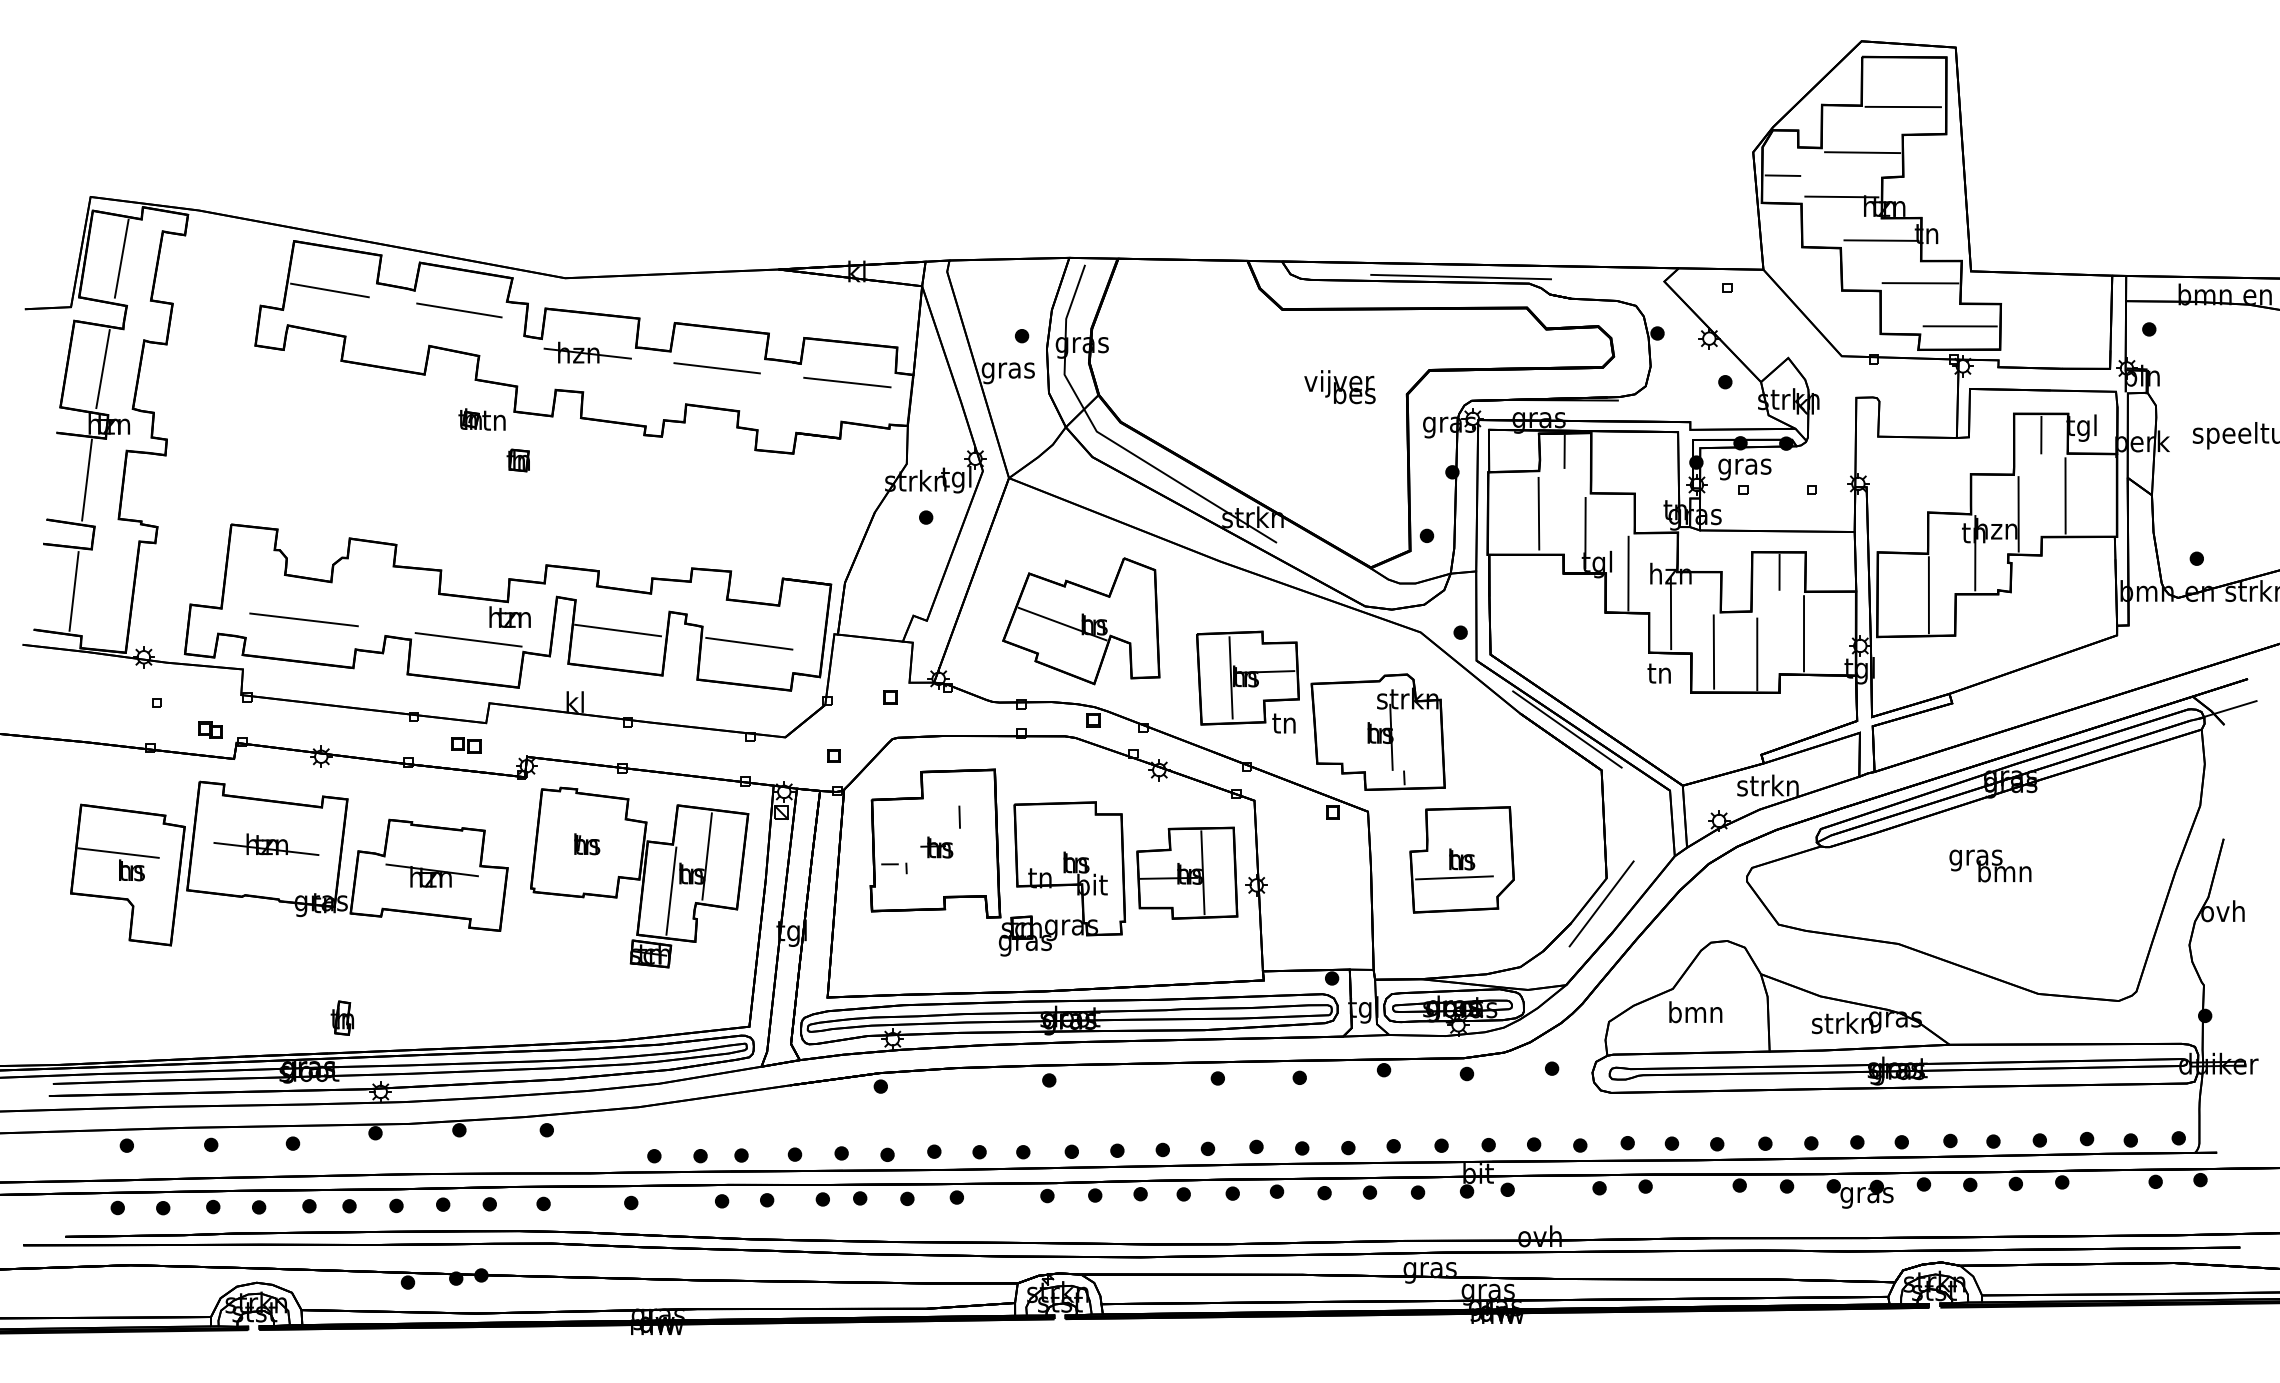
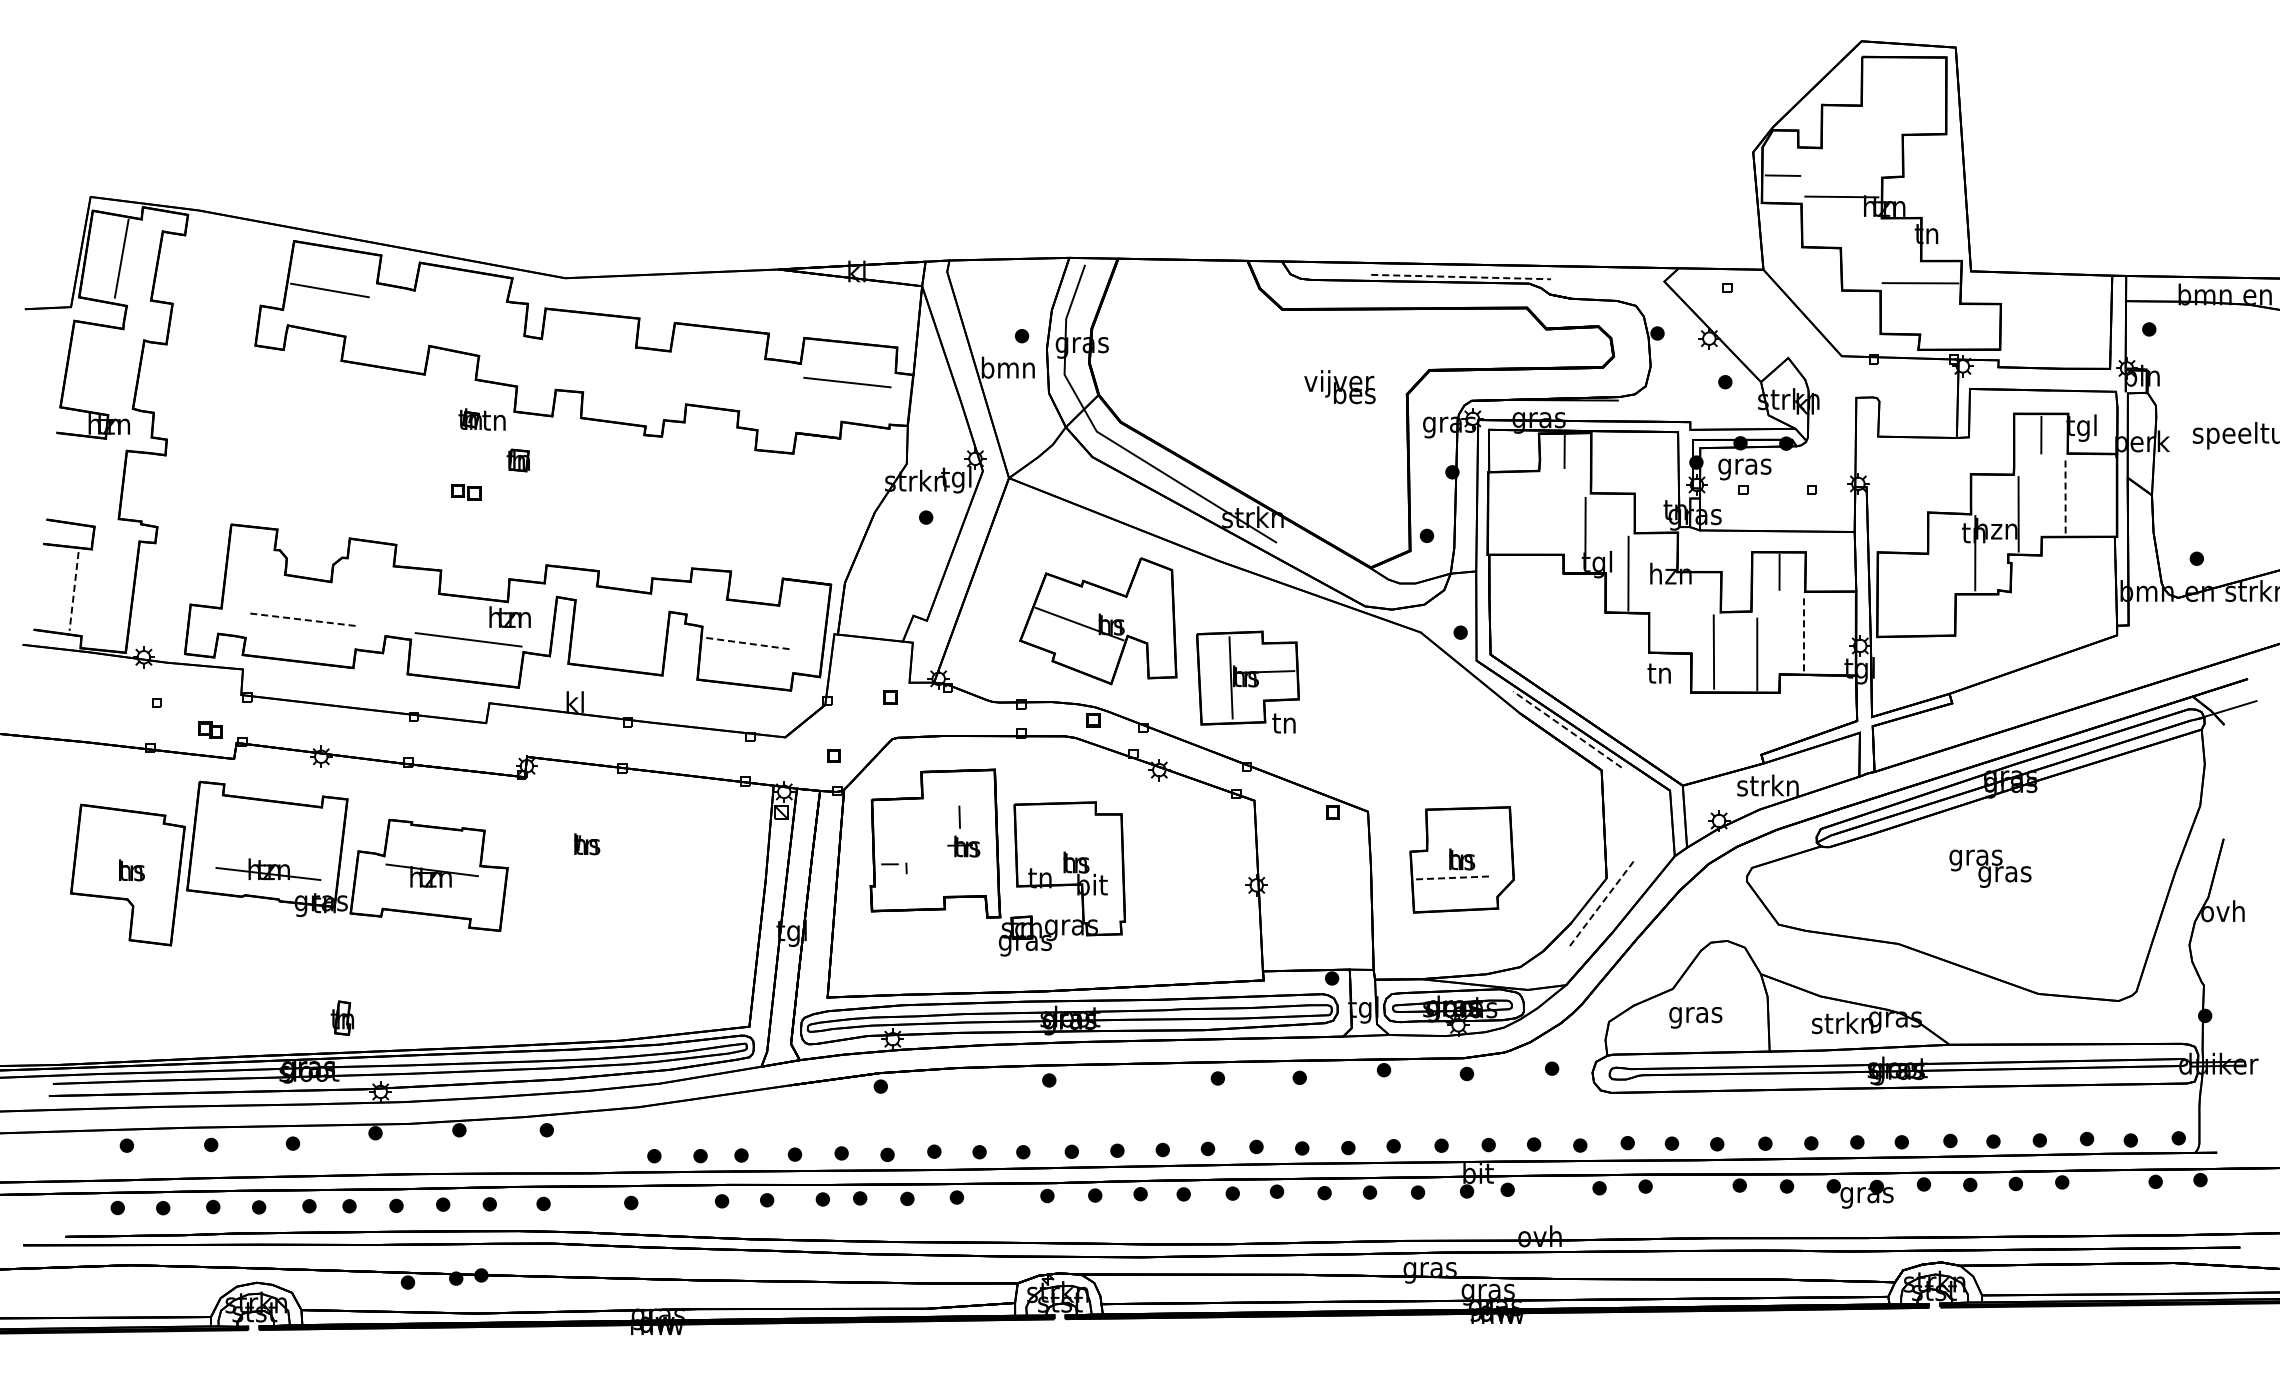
line: present -> none (1902, 106)
line: present -> none (1862, 152)
line: present -> none (1881, 240)
line: solid -> dashed (1461, 277)
line: present -> none (459, 310)
line: present -> none (1959, 326)
part: present -> none (587, 352)
line: present -> none (716, 368)
line: present -> none (102, 369)
text: gras -> bmn (1007, 370)
line: present -> none (86, 479)
line: solid -> dashed (2065, 495)
line: present -> none (1538, 513)
line: solid -> dashed (74, 591)
line: present -> none (1928, 595)
line: present -> none (1670, 613)
line: solid -> dashed (304, 619)
part position: (1081, 621) -> (1098, 621) (1098, 621)
line: present -> none (618, 630)
line: solid -> dashed (1804, 633)
line: solid -> dashed (749, 643)
line: solid -> dashed (1566, 729)
part: present -> none (1377, 731)
part position: (466, 745) -> (466, 492) (466, 492)
part position: (266, 844) -> (268, 869) (268, 869)
part position: (936, 847) -> (963, 846) (963, 846)
line: present -> none (118, 852)
part: present -> none (1187, 872)
text: bmn -> gras (2004, 873)
part: present -> none (639, 877)
line: solid -> dashed (1454, 877)
line: solid -> dashed (1601, 904)
text: bmn -> gras (1695, 1014)
